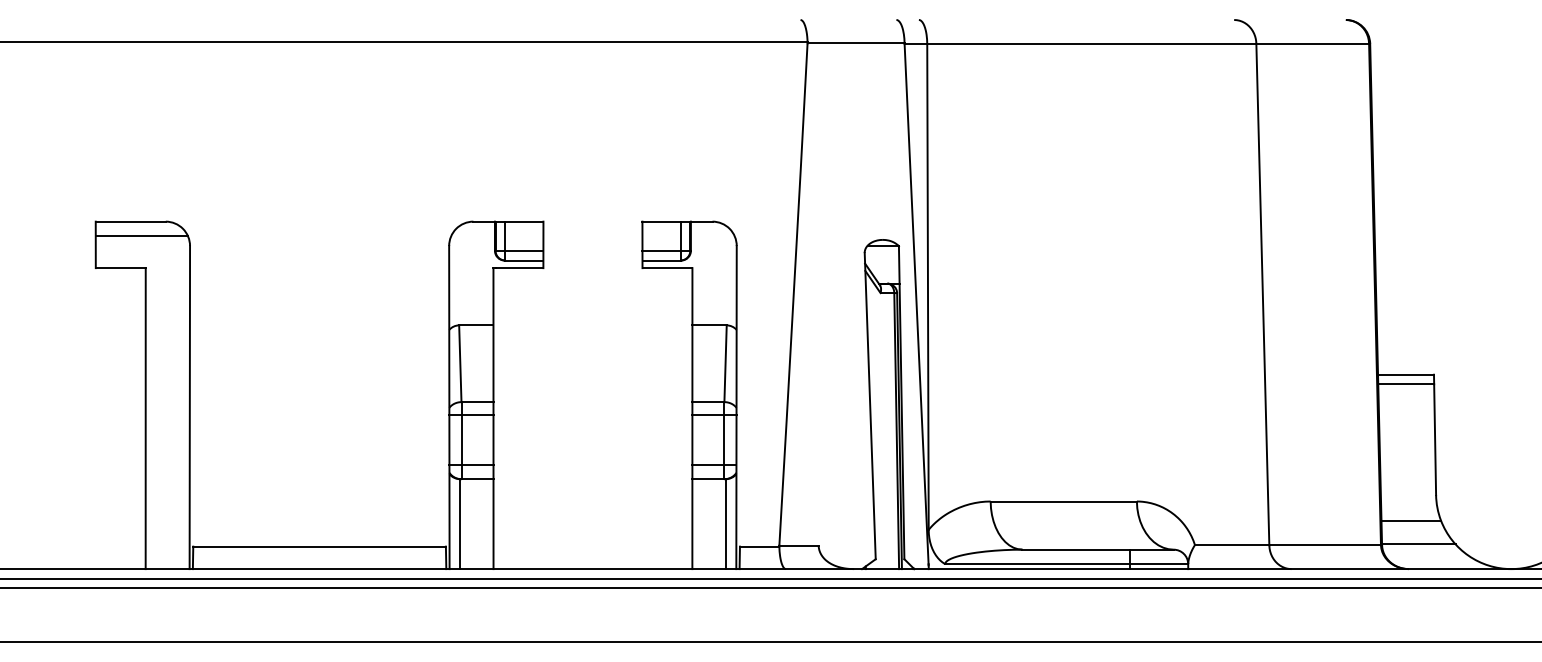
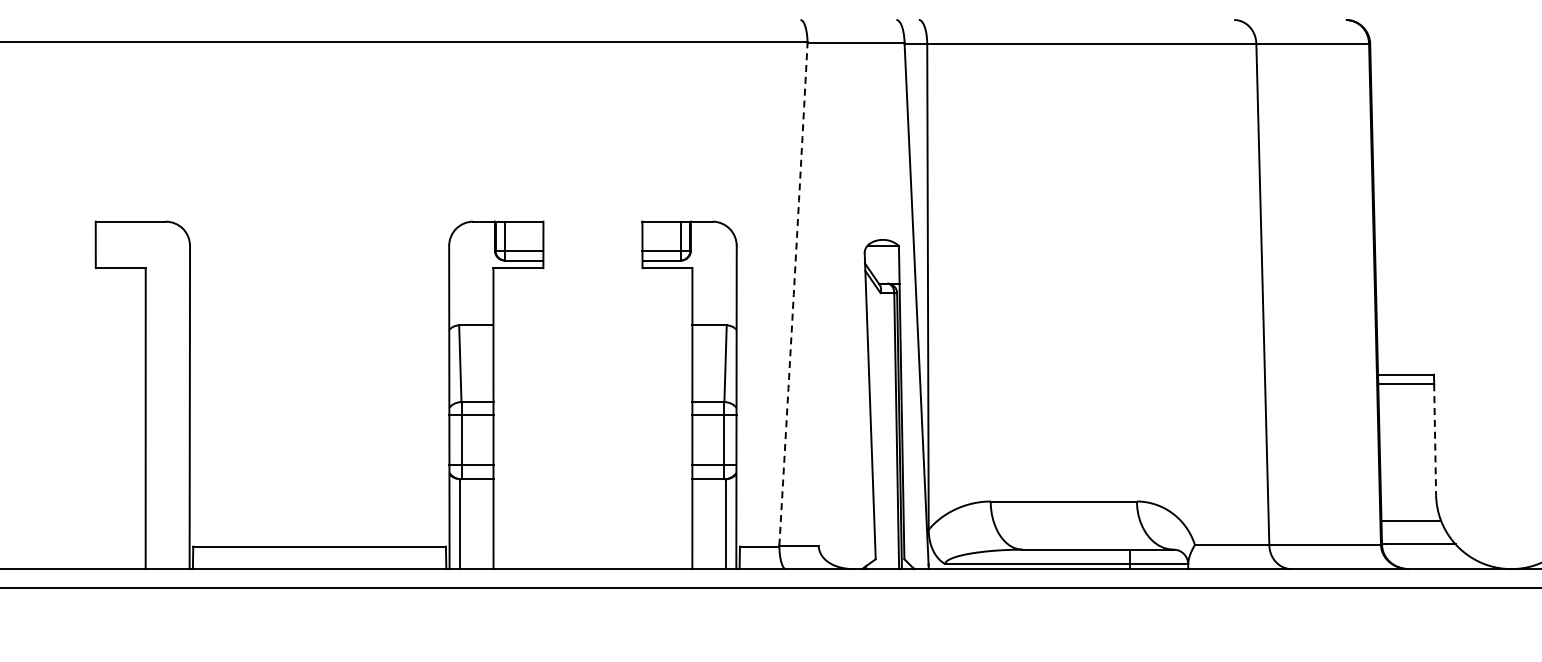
line: present -> none (141, 236)
arc: solid -> dashed (793, 294)
line: solid -> dashed (1435, 440)
line: present -> none (770, 578)
line: present -> none (770, 642)
